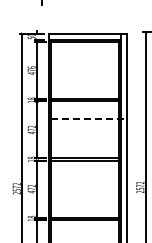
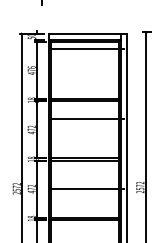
line: none -> present (87, 48)
line: dashed -> solid (86, 118)
line: none -> present (87, 188)
